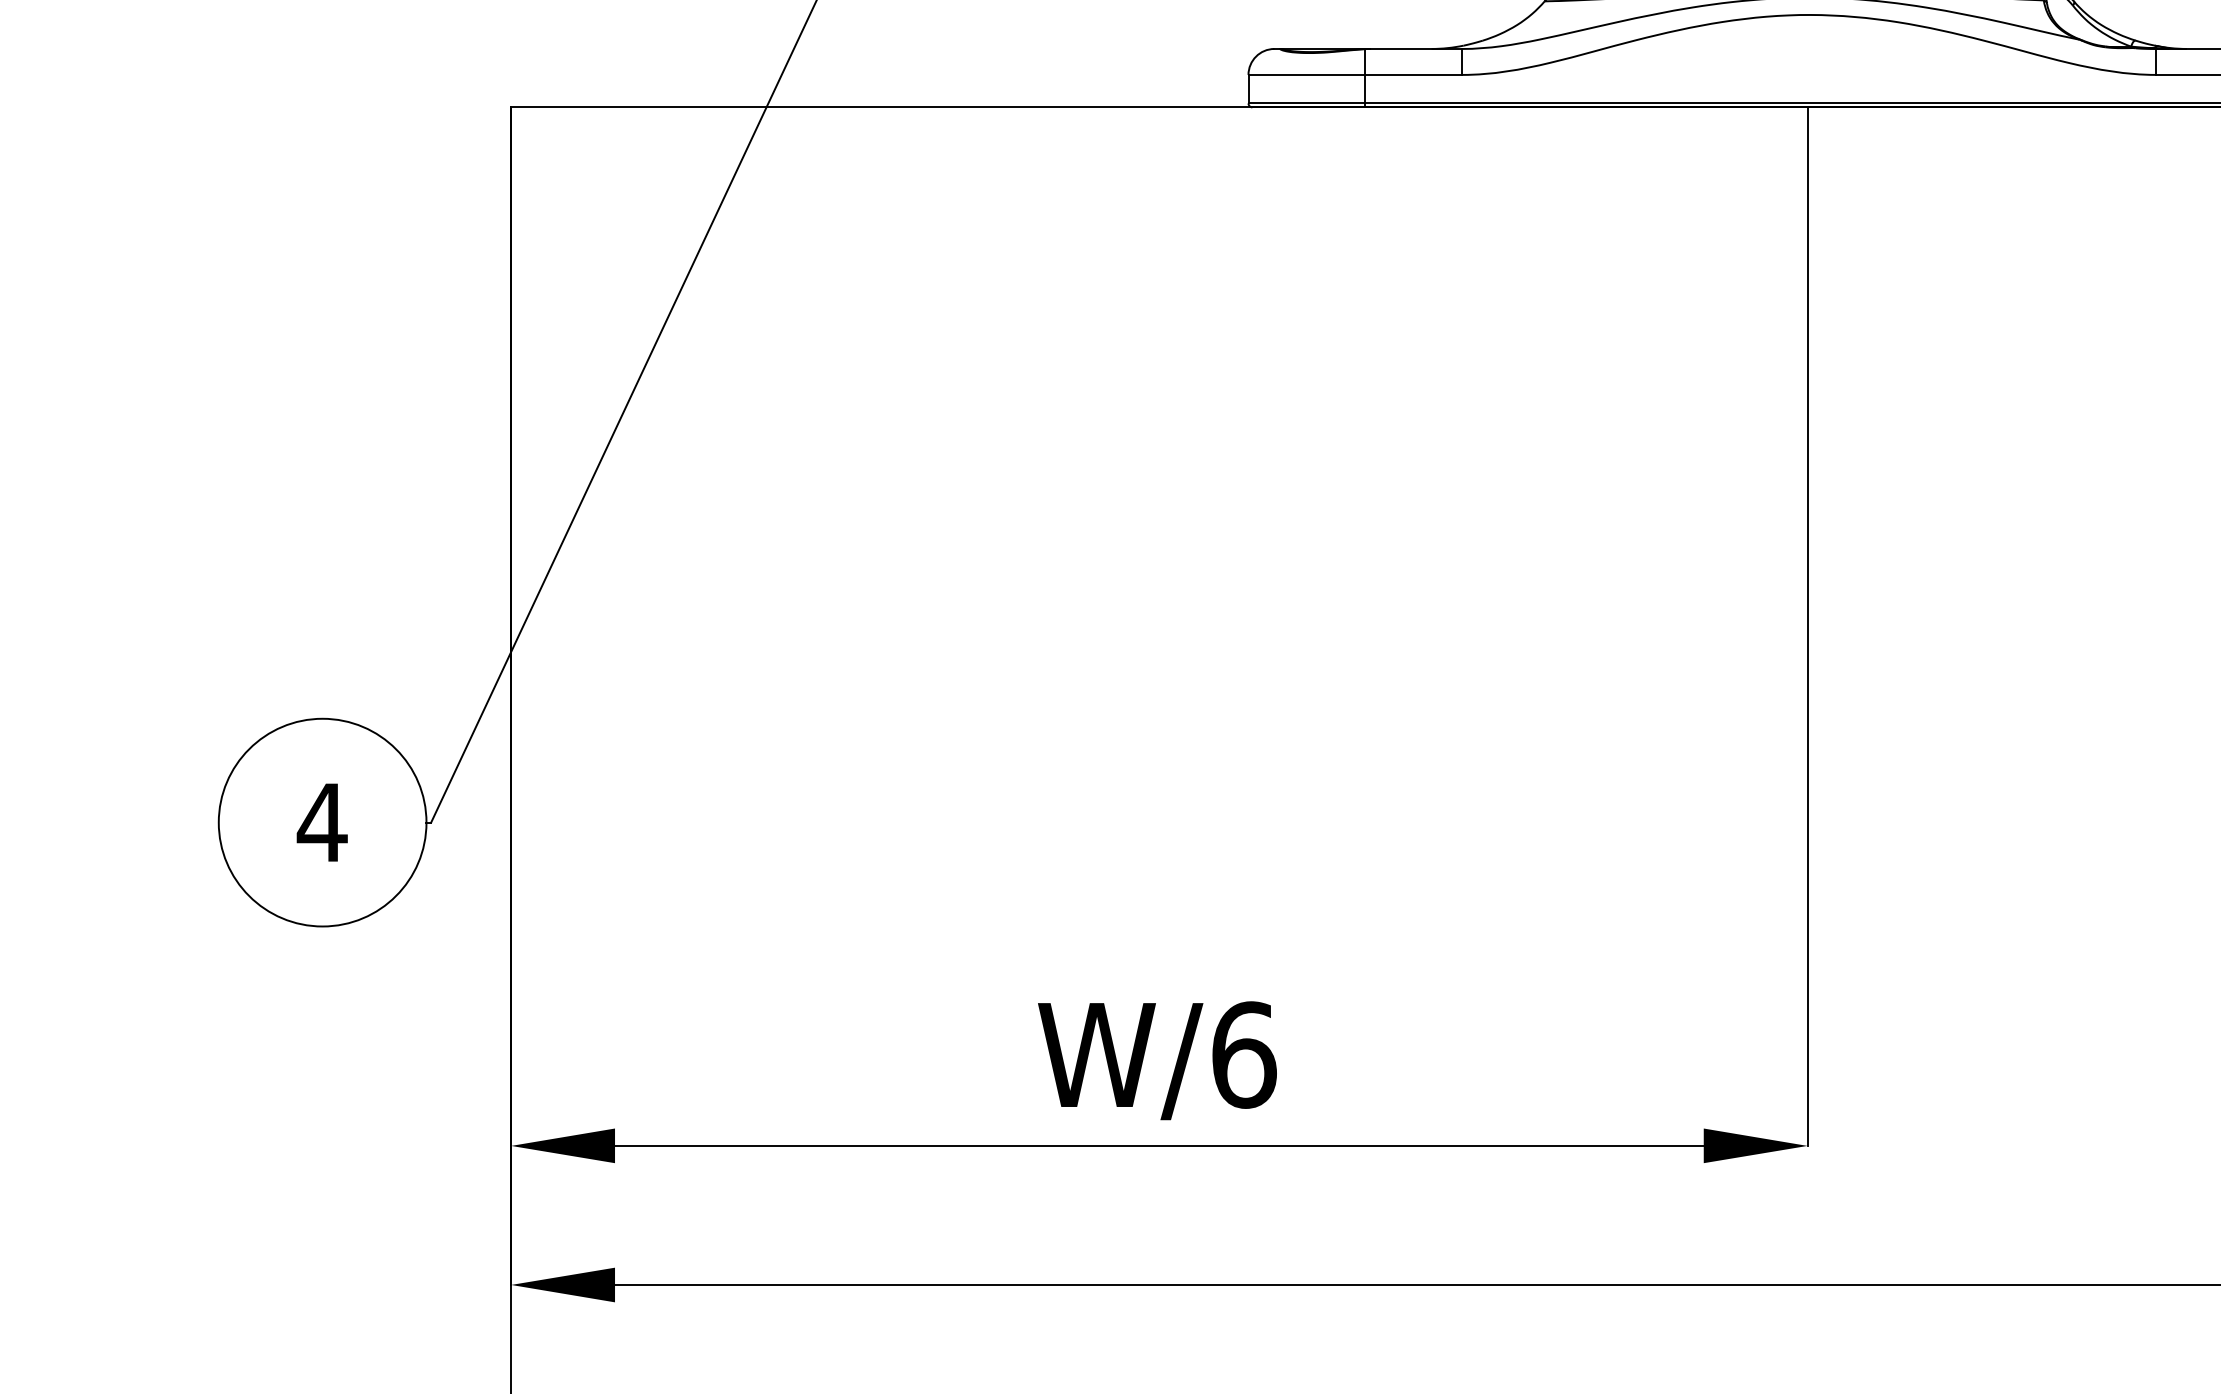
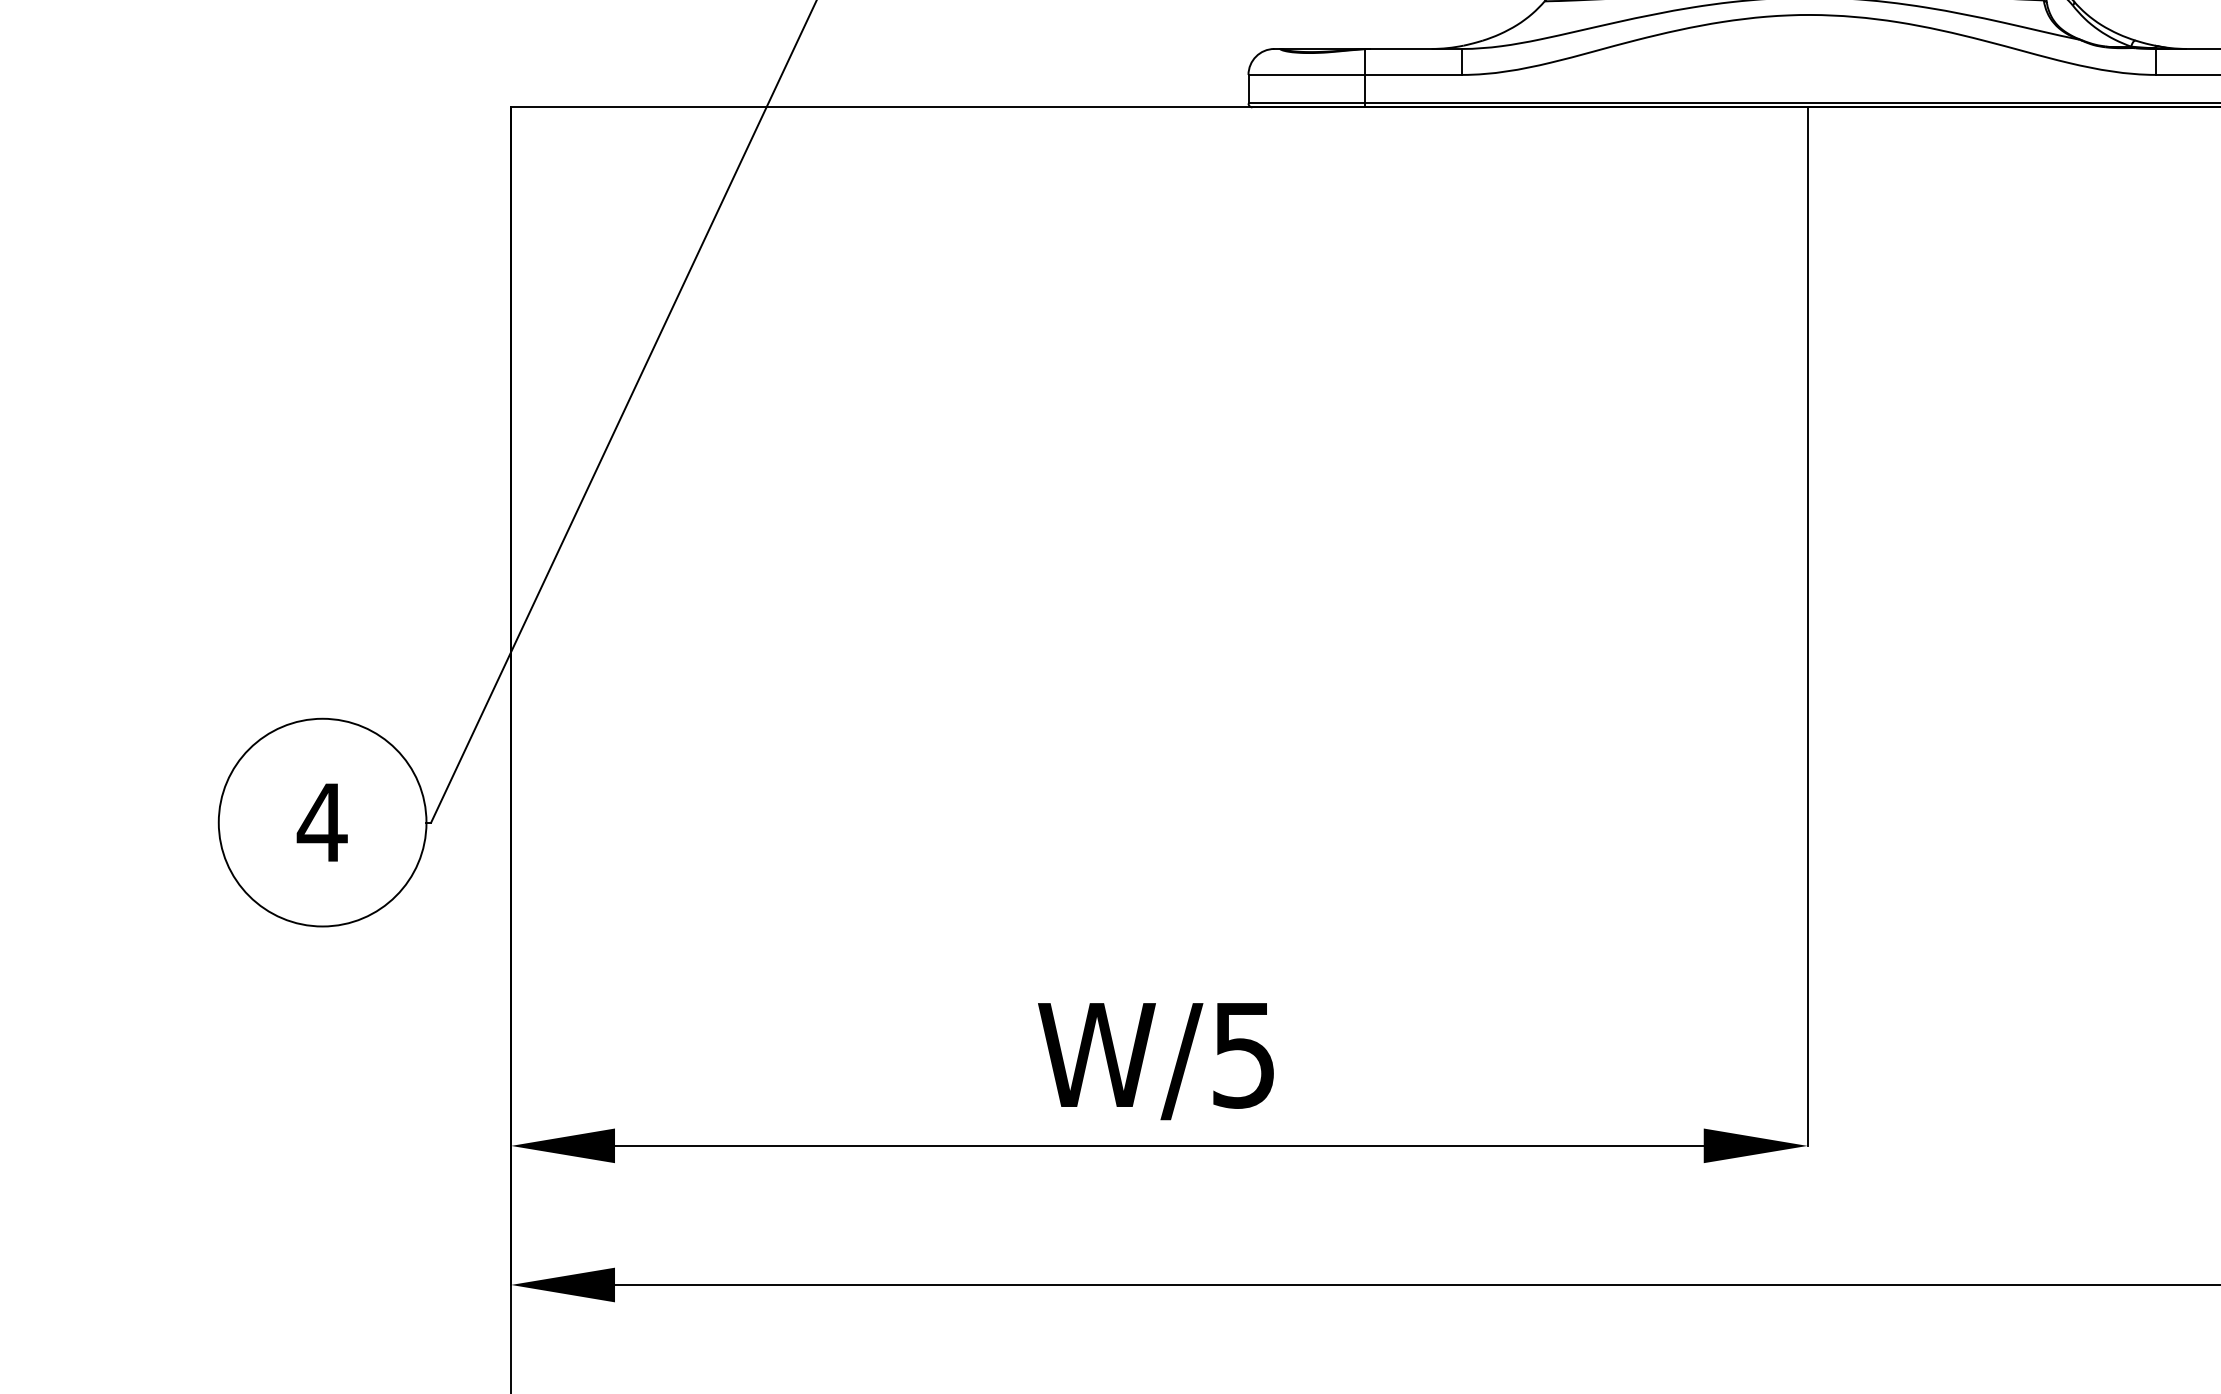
text: W/6 -> W/5 (1244, 1054)
